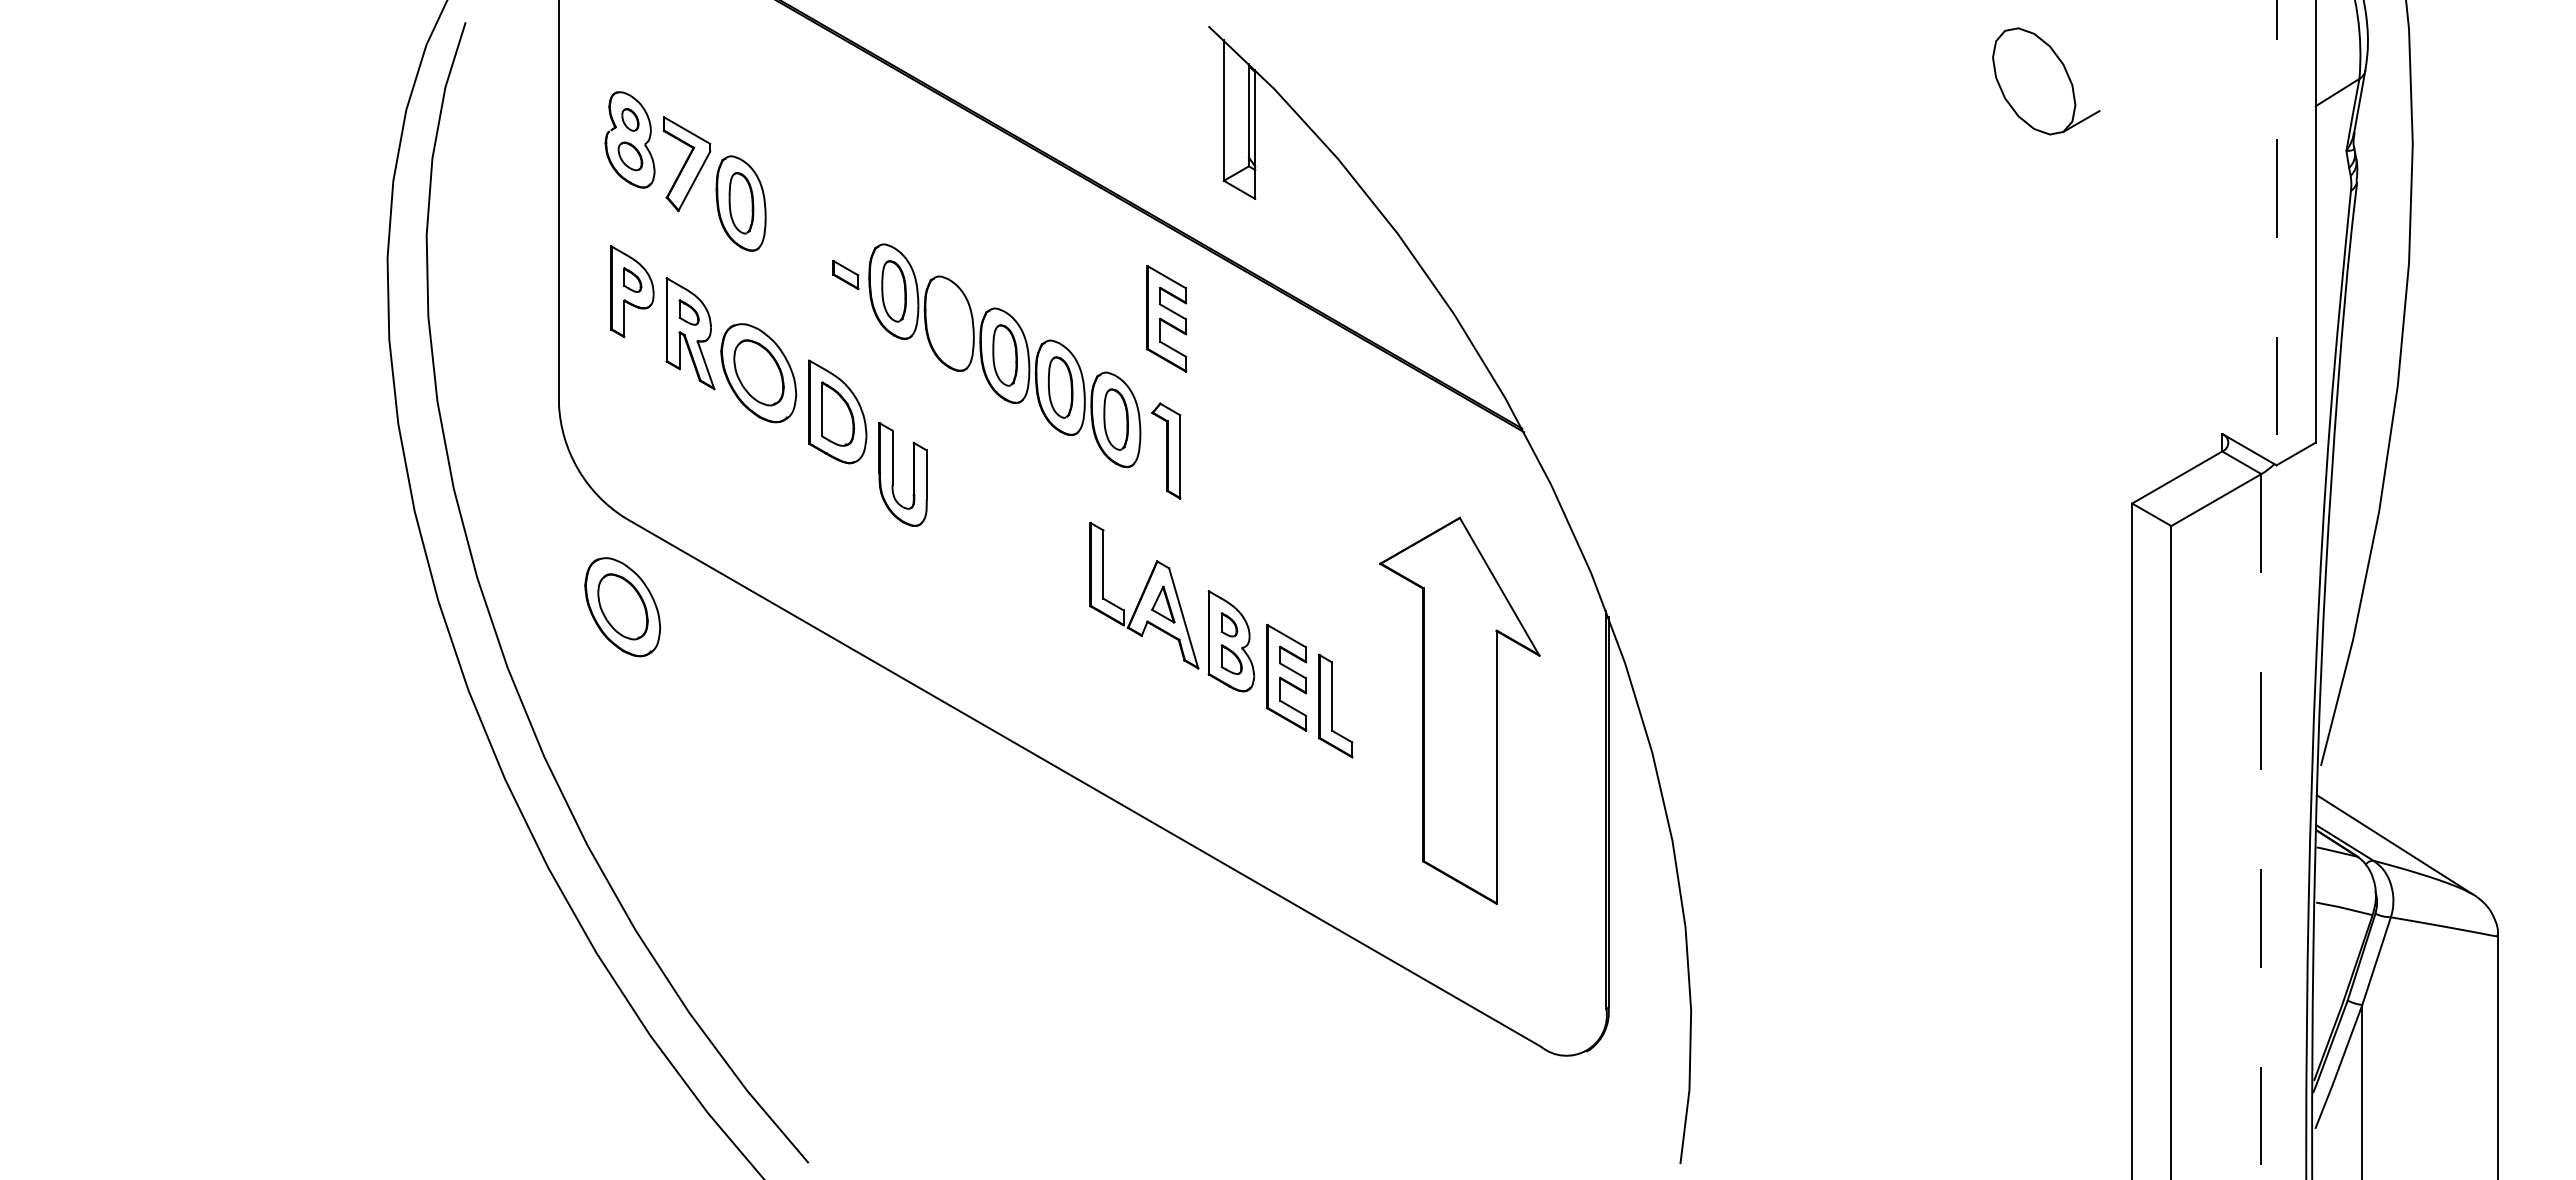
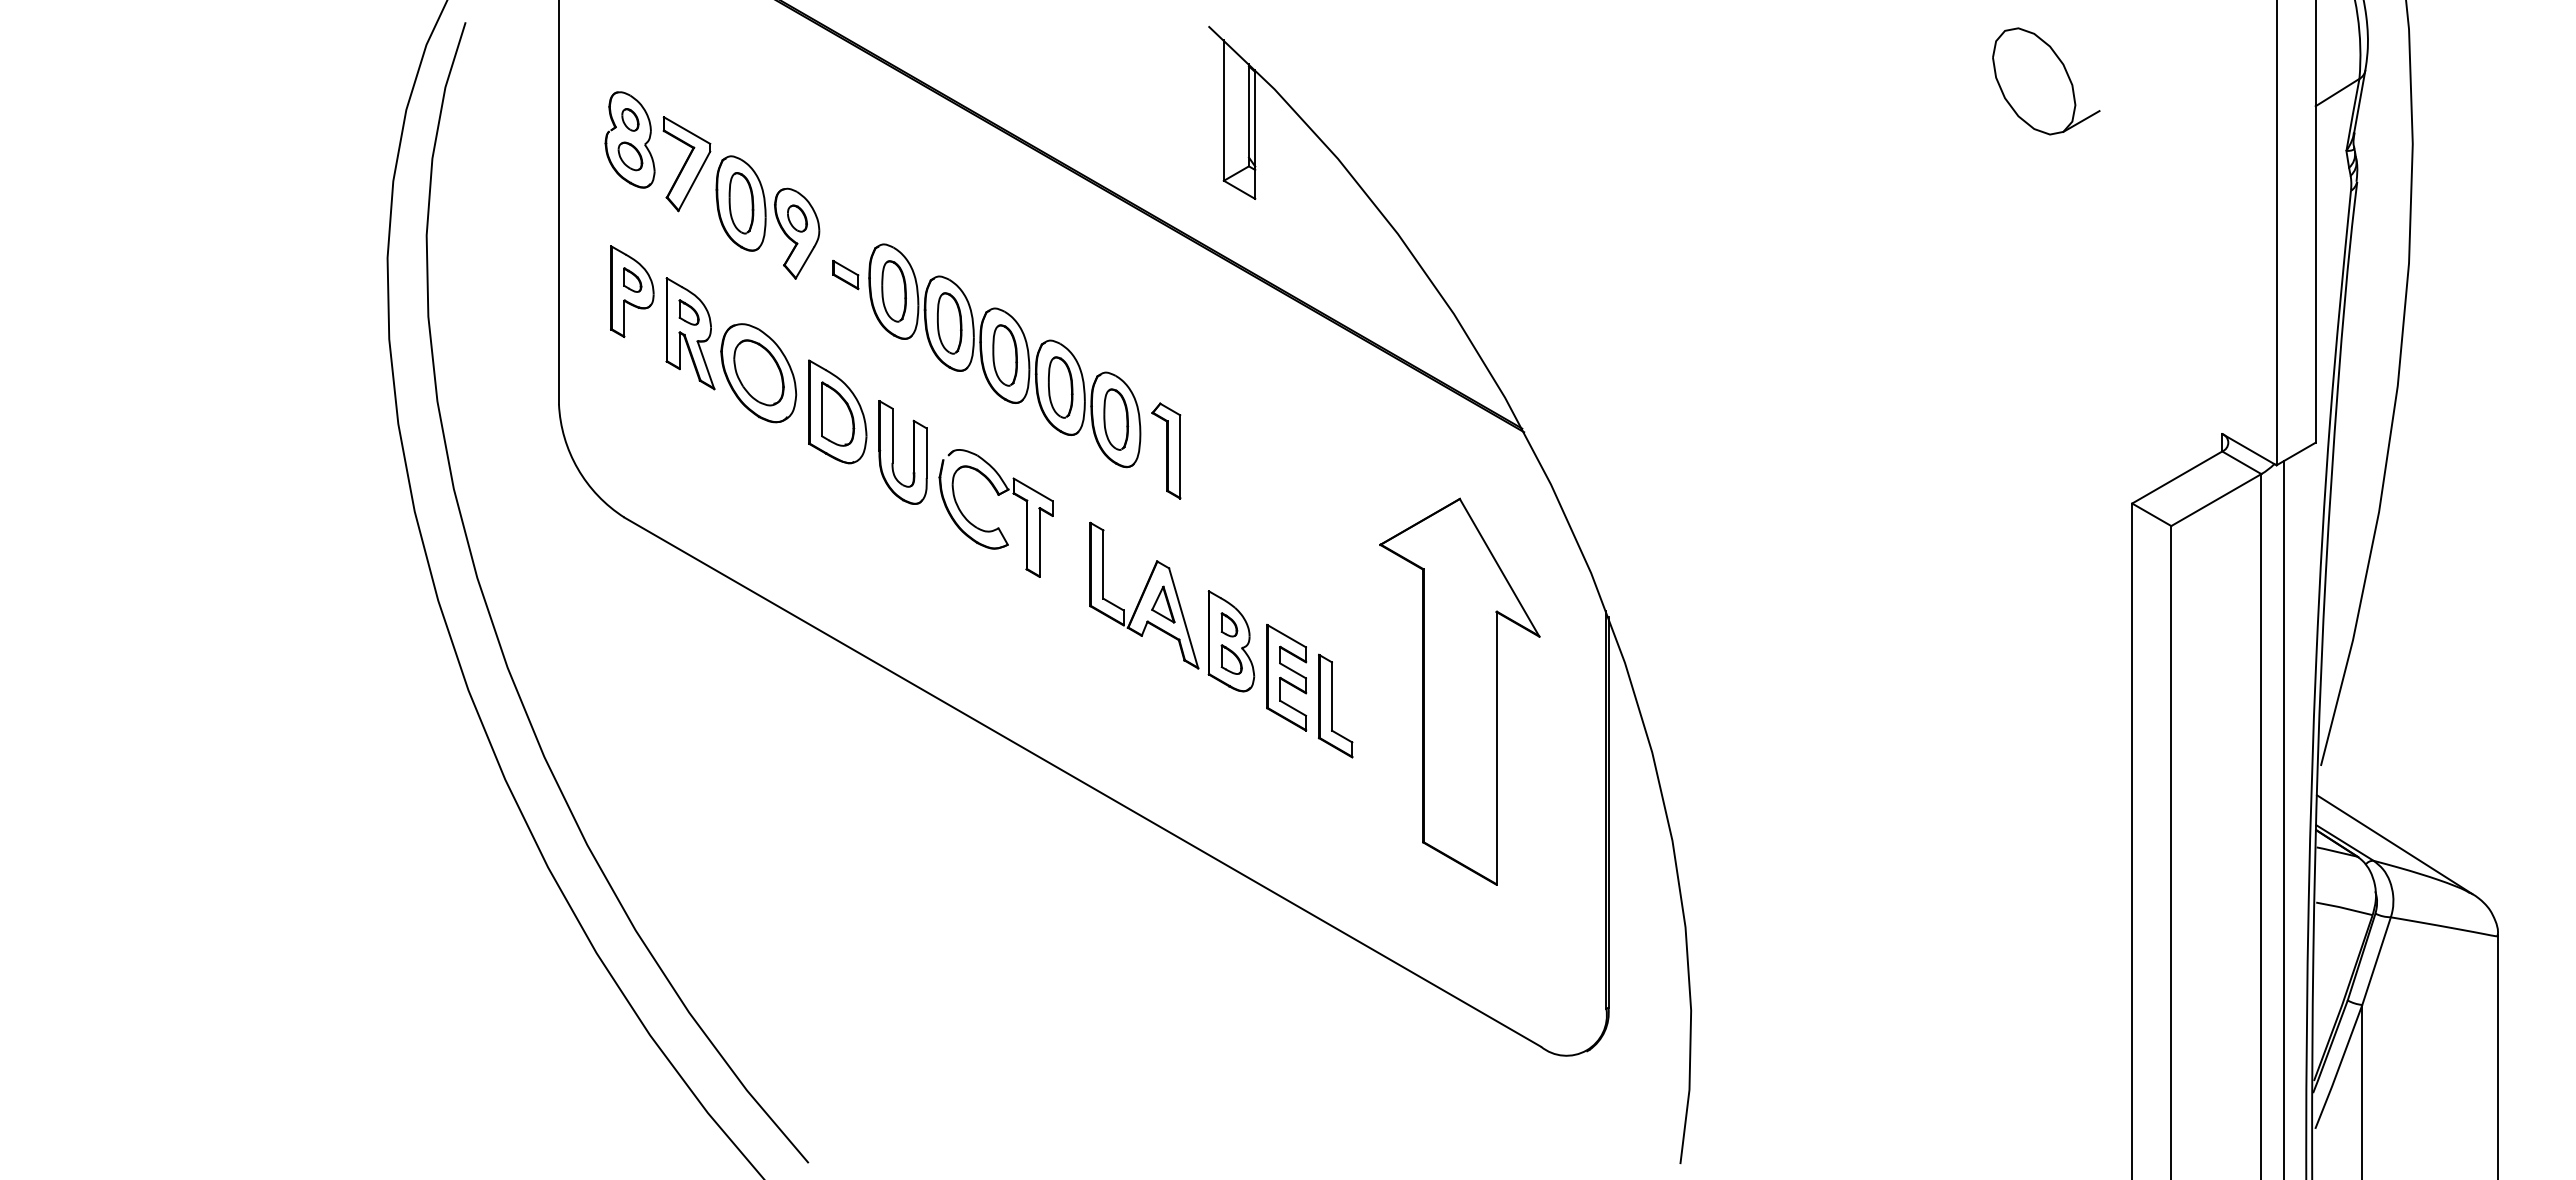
part: none -> present (797, 233)
line: dashed -> solid (2276, 233)
part: present -> none (1166, 318)
part: none -> present (949, 323)
part position: (893, 474) -> (893, 452) (893, 452)
part: none -> present (997, 527)
part: present -> none (622, 607)
part position: (1459, 710) -> (1459, 691) (1459, 691)
line: none -> present (2283, 818)
line: dashed -> solid (2261, 827)
